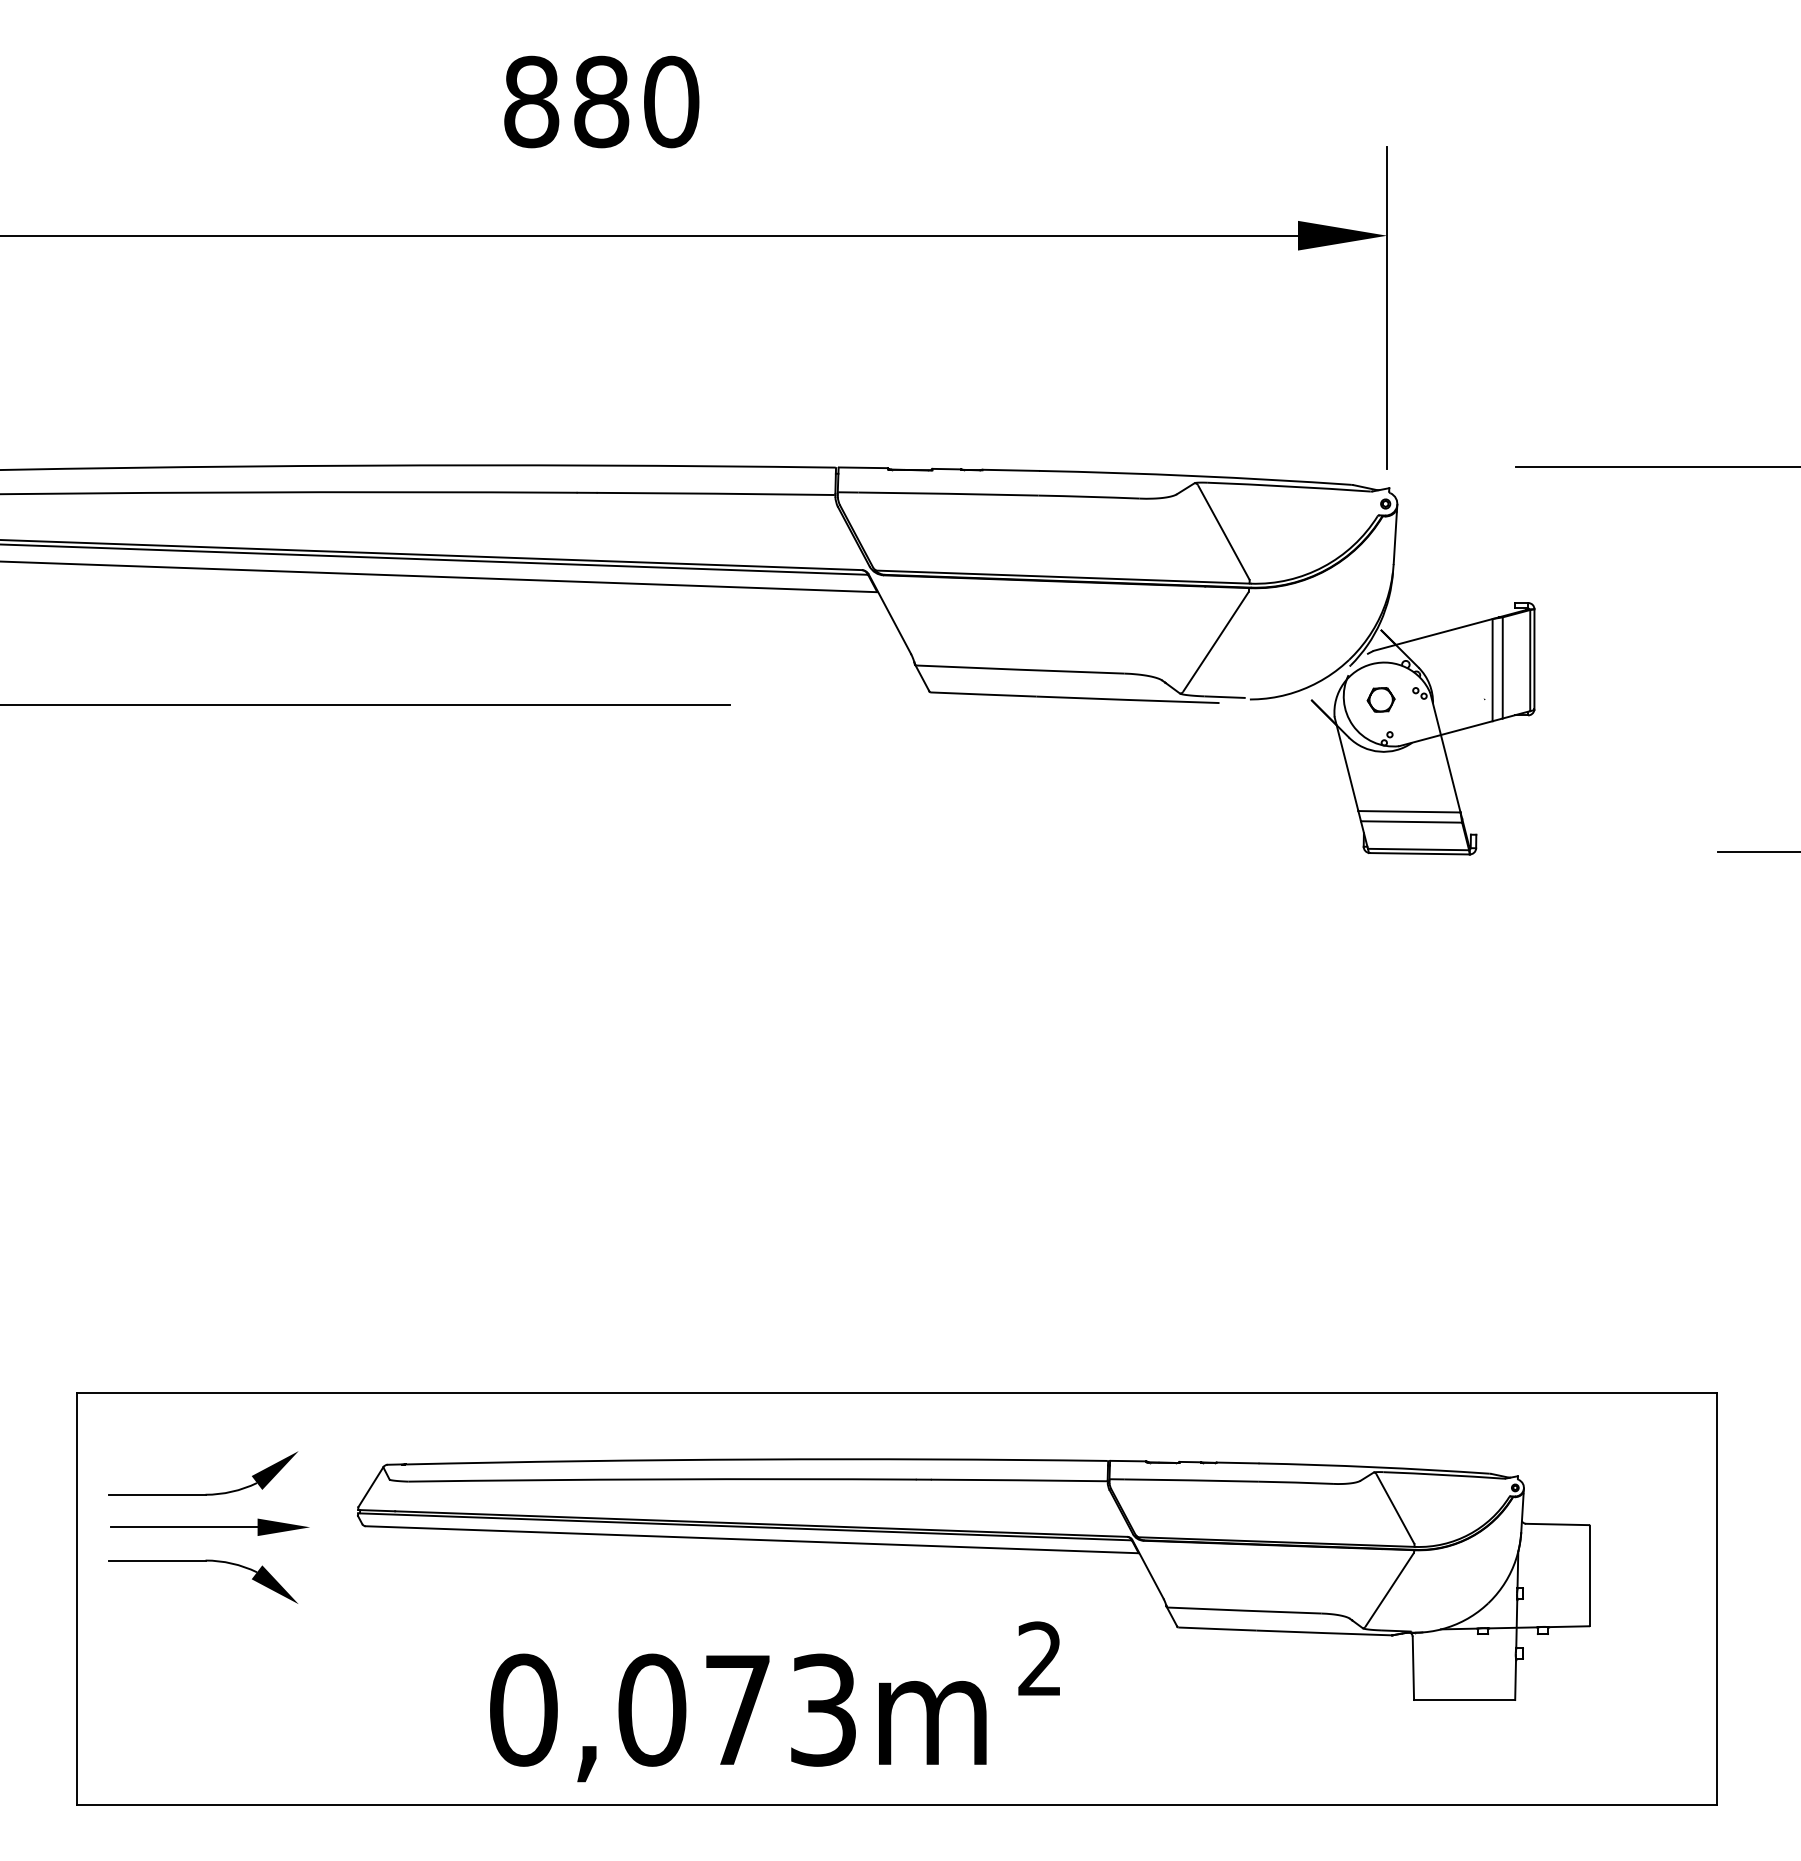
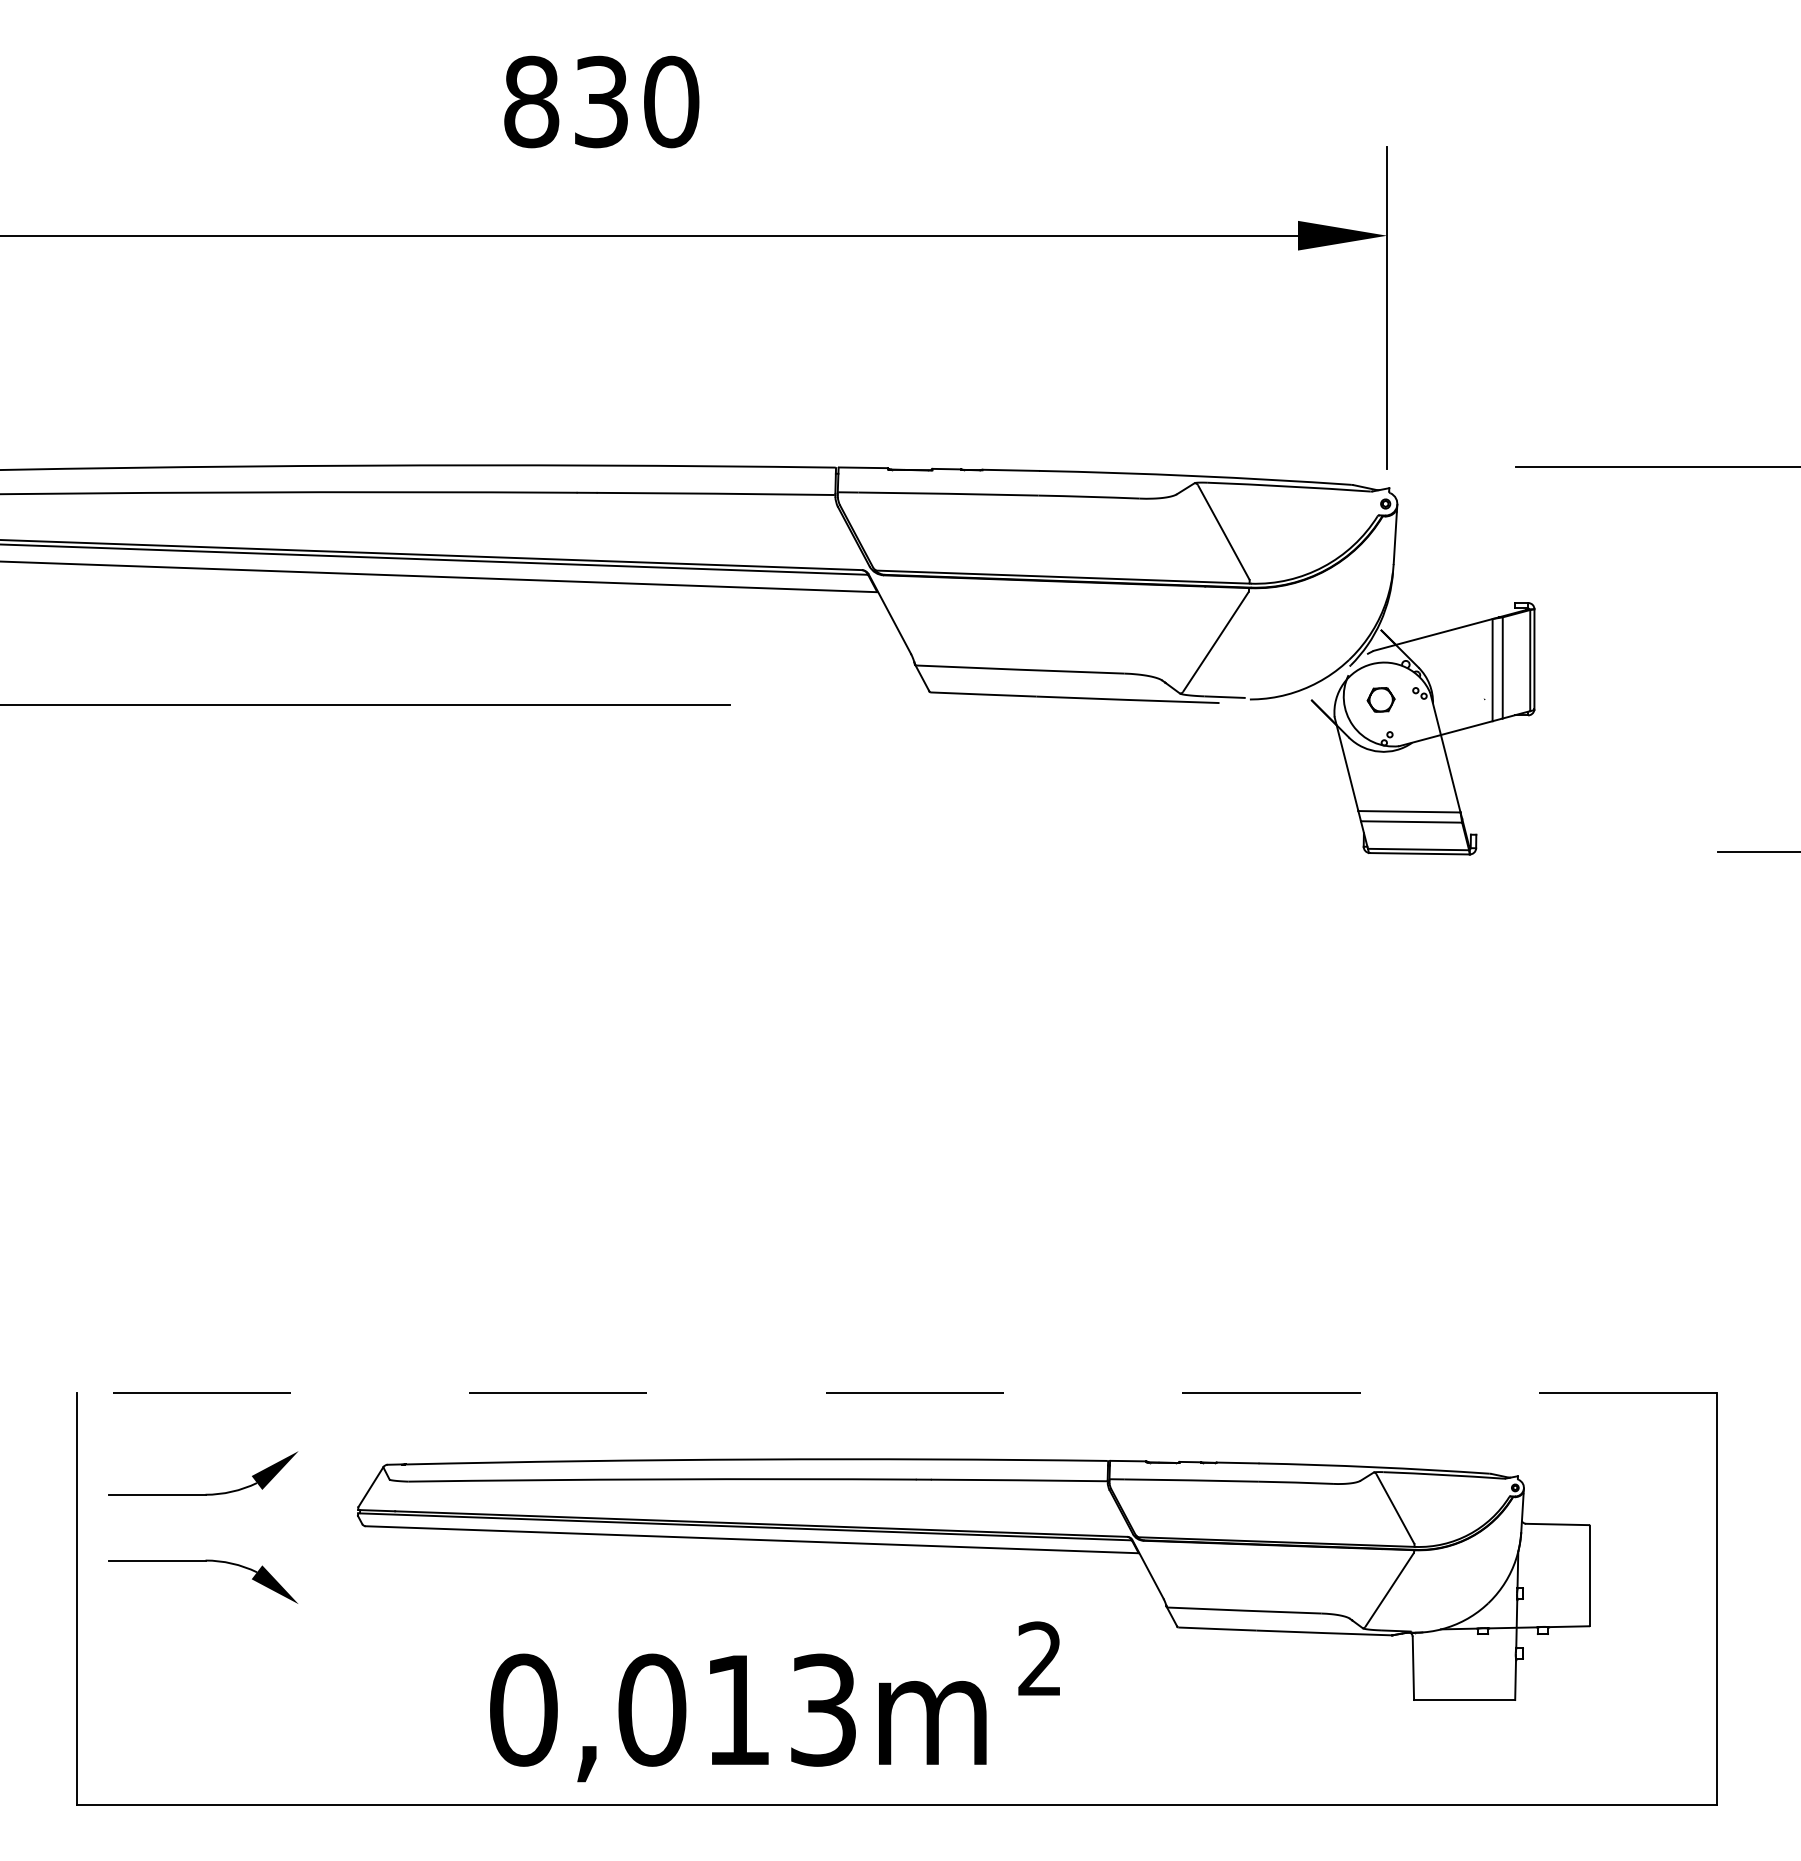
text: 880 -> 830 (601, 101)
line: solid -> dashed (897, 1393)
part: present -> none (209, 1526)
text: 0,073m -> 0,013m (737, 1709)
